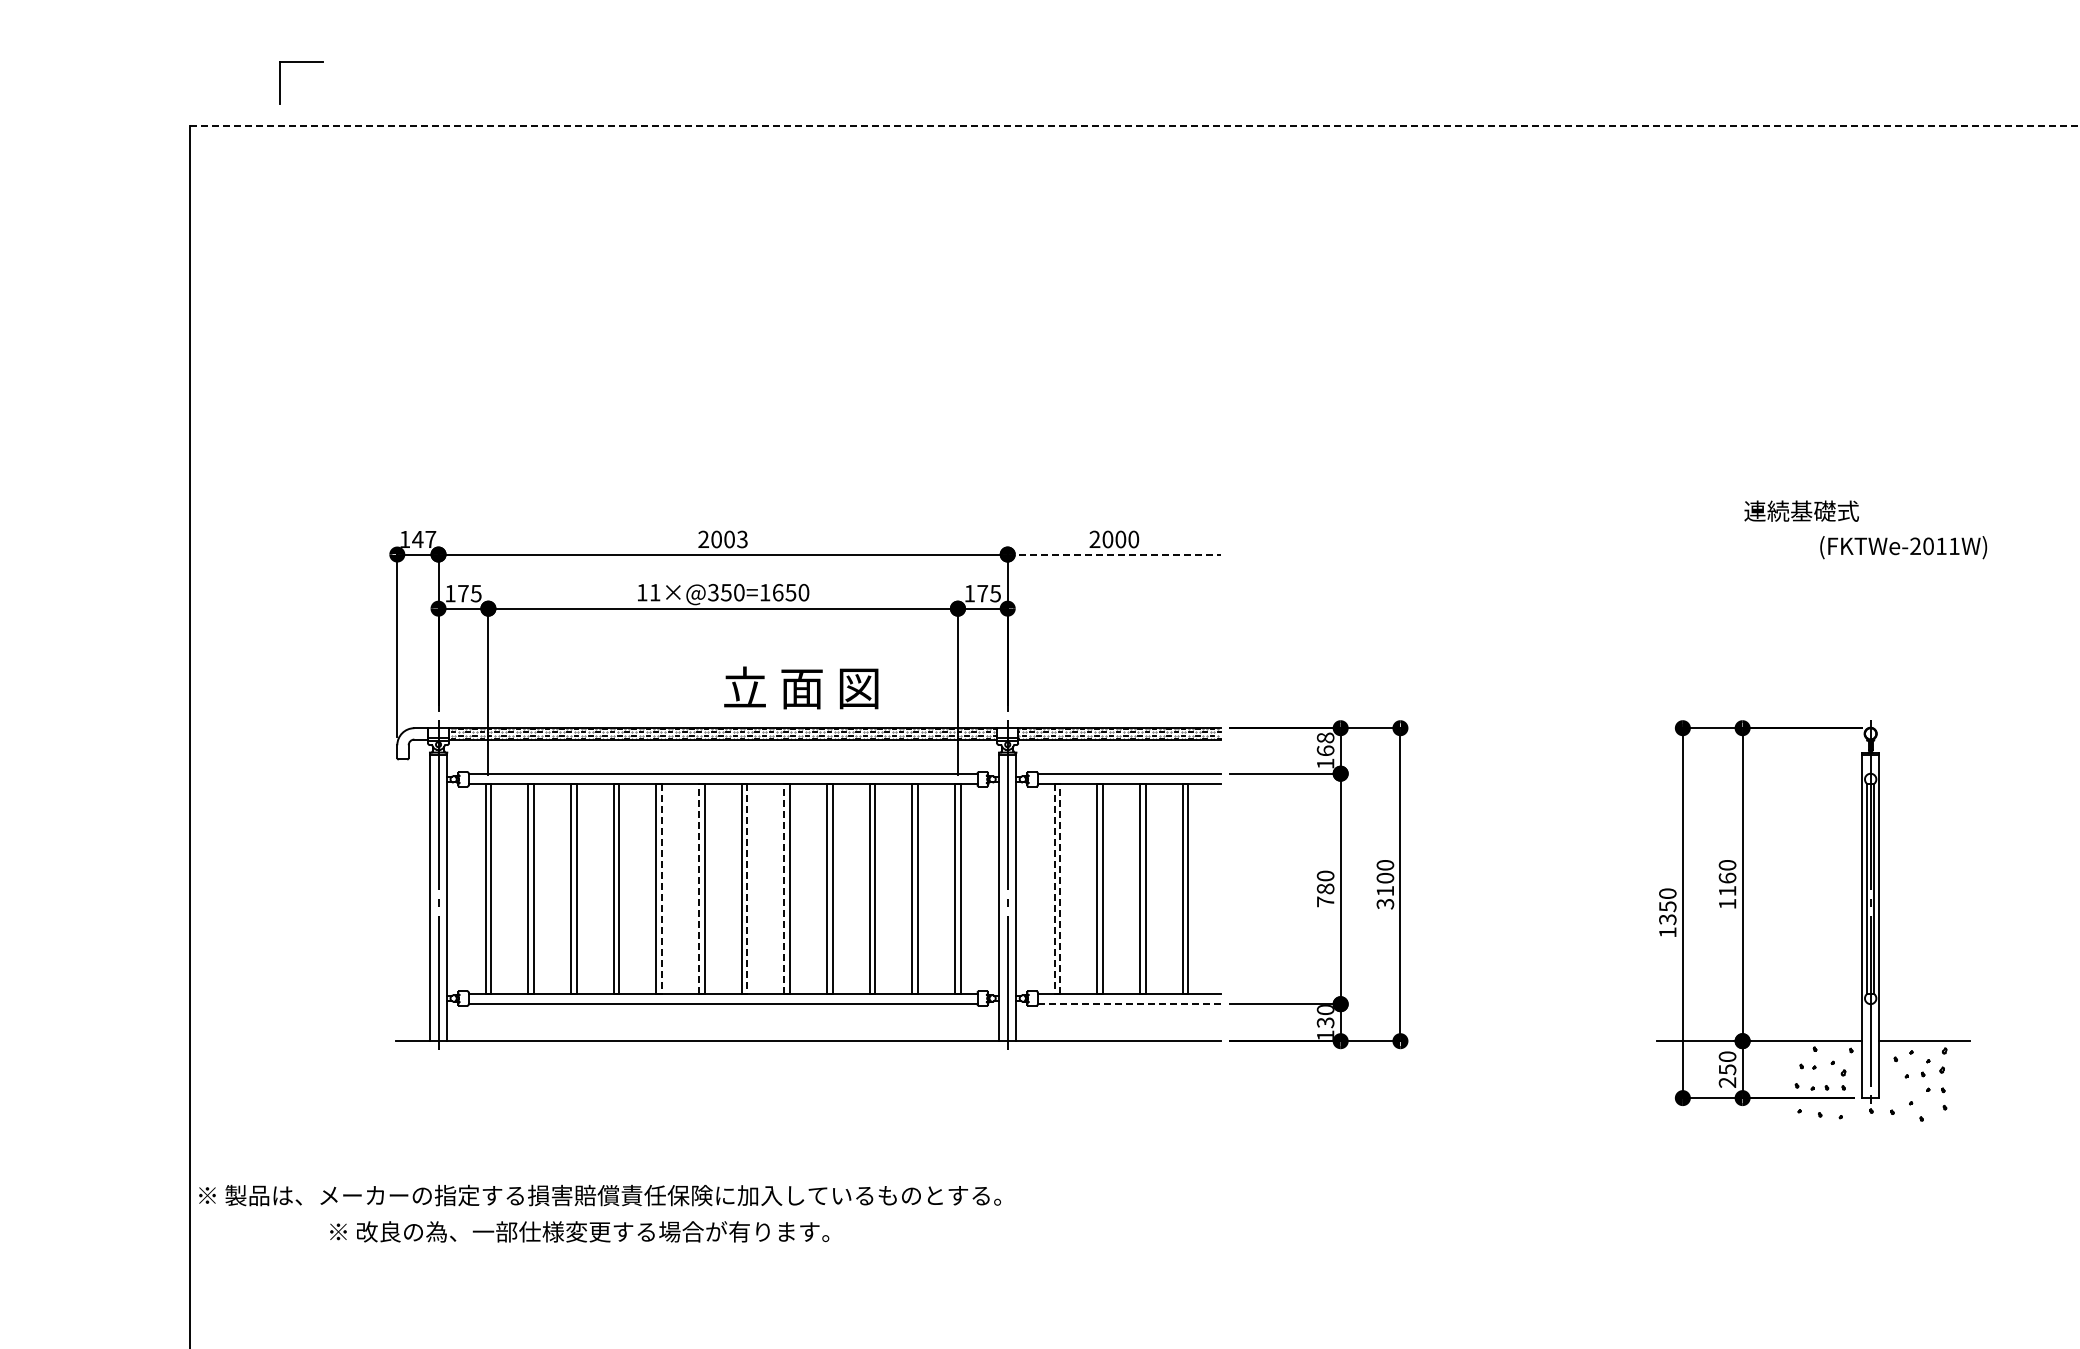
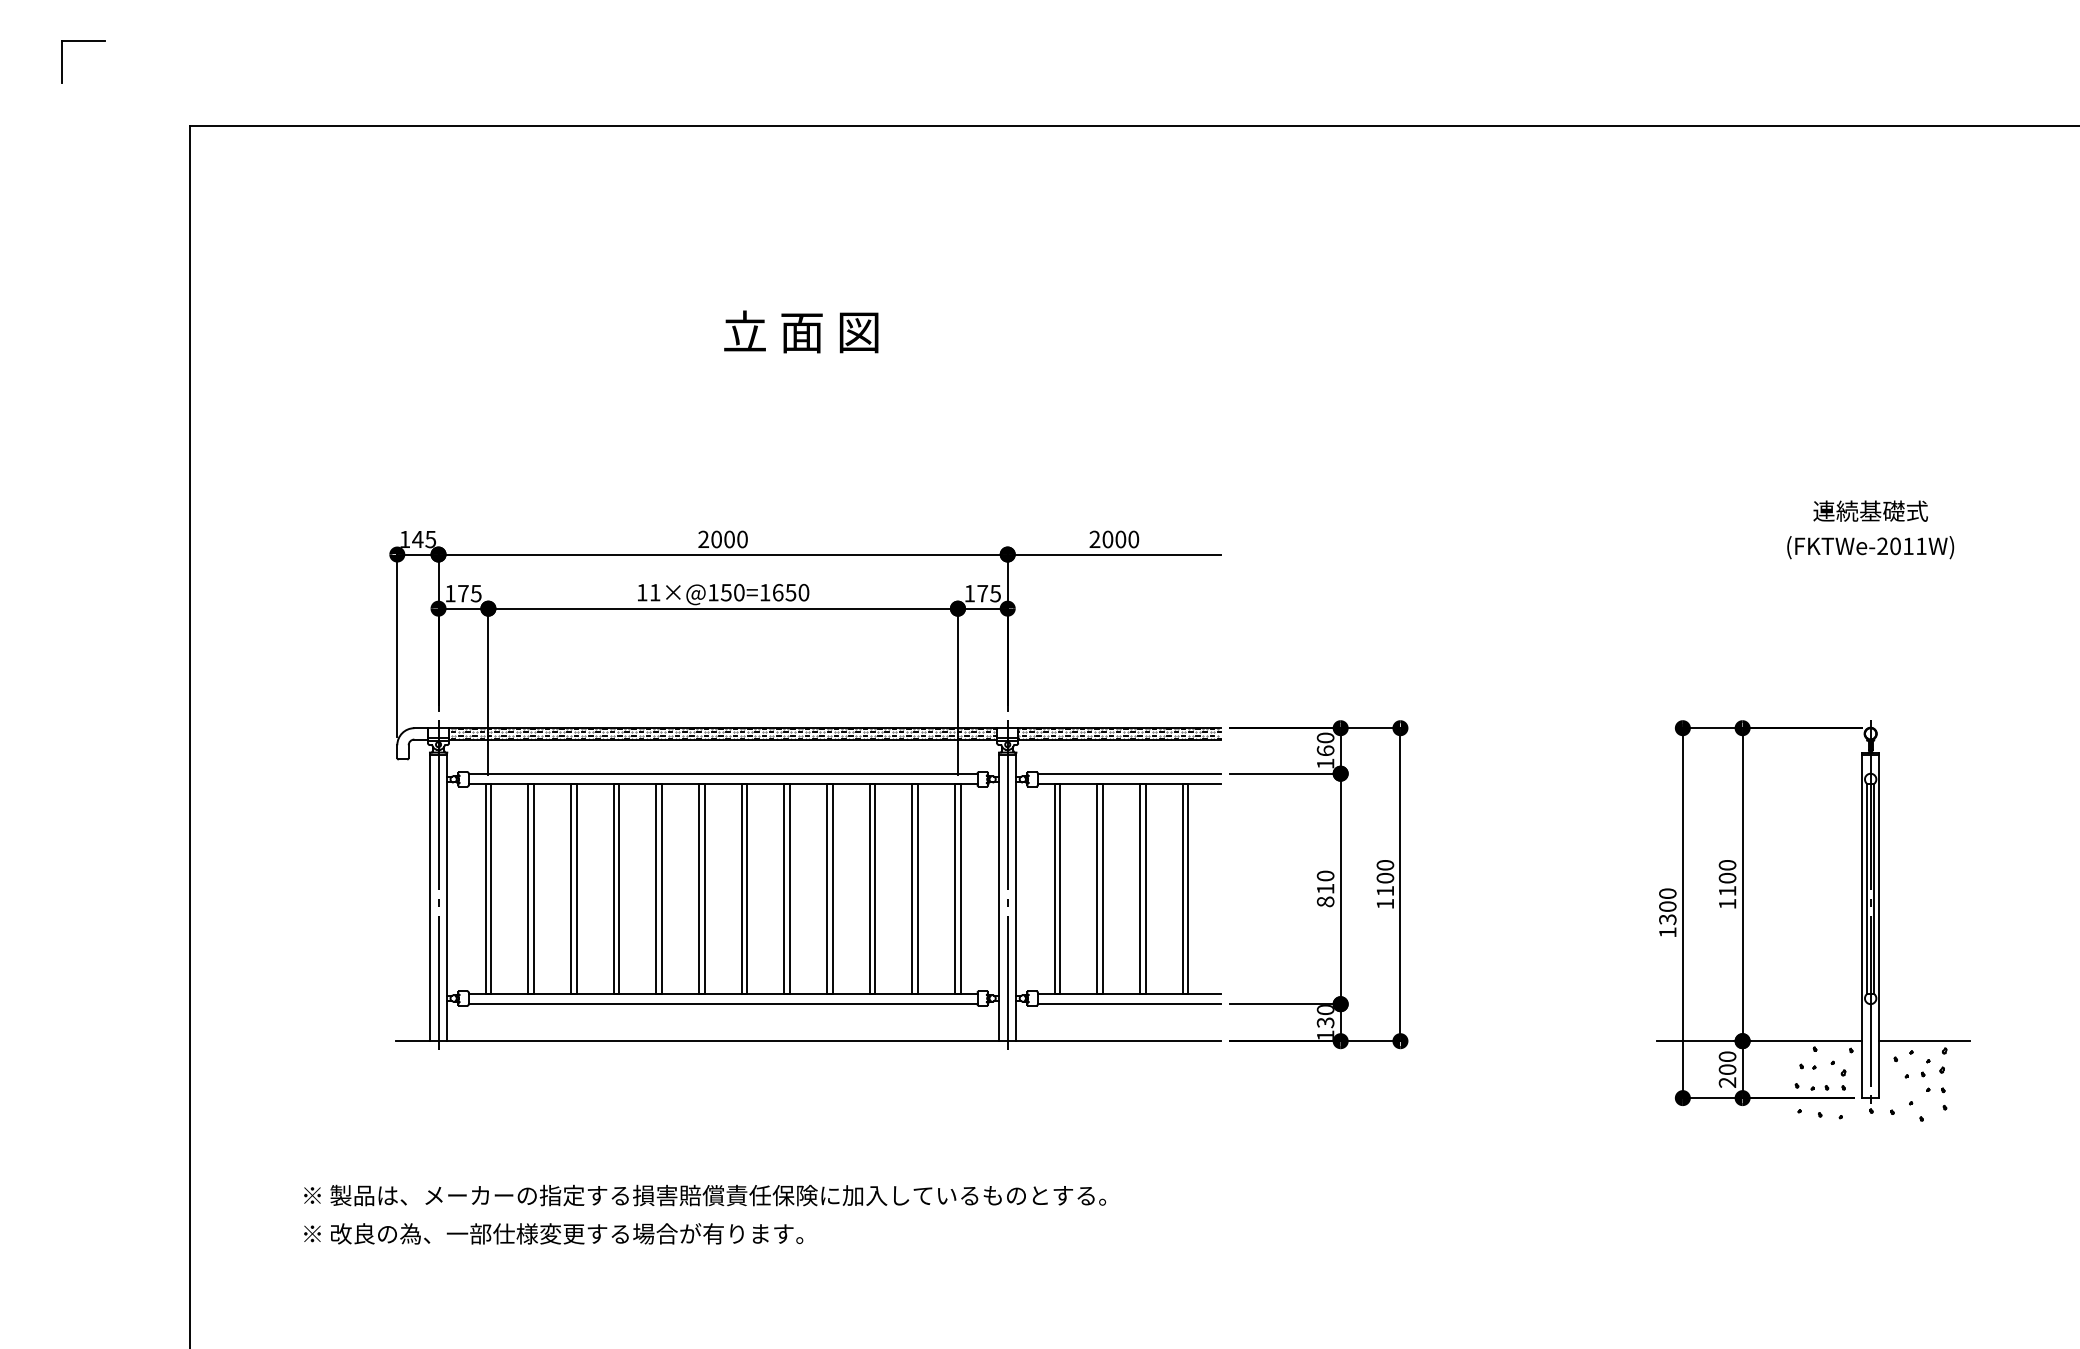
part position: (301, 62) -> (83, 41) (83, 41)
line: dashed -> solid (1135, 125)
text position: (1801, 510) -> (1870, 510) (1870, 510)
text: 147 -> 145 (430, 539)
text: 2003 -> 2000 (742, 539)
text position: (1903, 547) -> (1870, 547) (1870, 547)
line: dashed -> solid (1114, 554)
text: 11×@350=1650 -> 11×@150=1650 (713, 592)
text position: (801, 687) -> (801, 331) (801, 331)
text: 168 -> 160 (1325, 737)
text: 1160 -> 1100 (1727, 877)
line: dashed -> solid (698, 888)
line: dashed -> solid (784, 888)
line: dashed -> solid (1060, 888)
line: dashed -> solid (661, 889)
line: dashed -> solid (747, 889)
line: dashed -> solid (1054, 889)
text: 780 -> 810 (1325, 895)
text: 3100 -> 1100 (1385, 904)
text: 1350 -> 1300 (1667, 906)
line: dashed -> solid (1129, 1004)
text: 250 -> 200 (1727, 1069)
text position: (600, 1195) -> (705, 1195) (705, 1195)
text position: (579, 1231) -> (553, 1233) (553, 1233)
